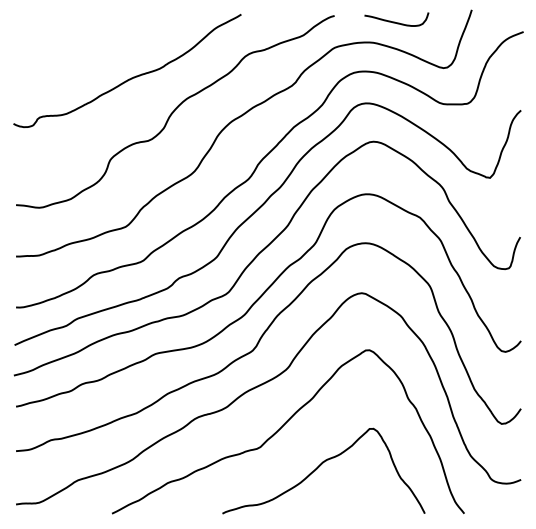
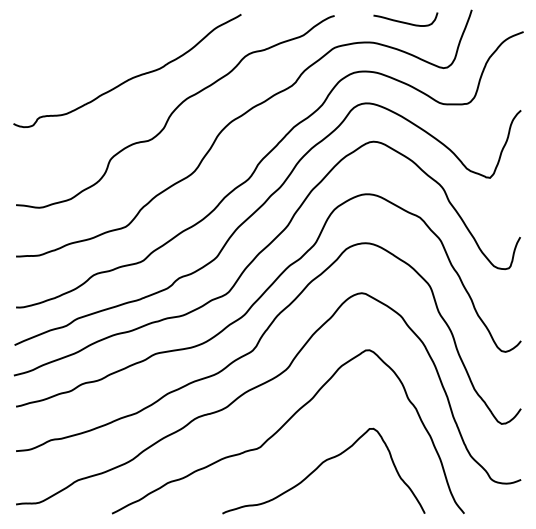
curve position: (395, 21) -> (404, 21) (404, 21)
